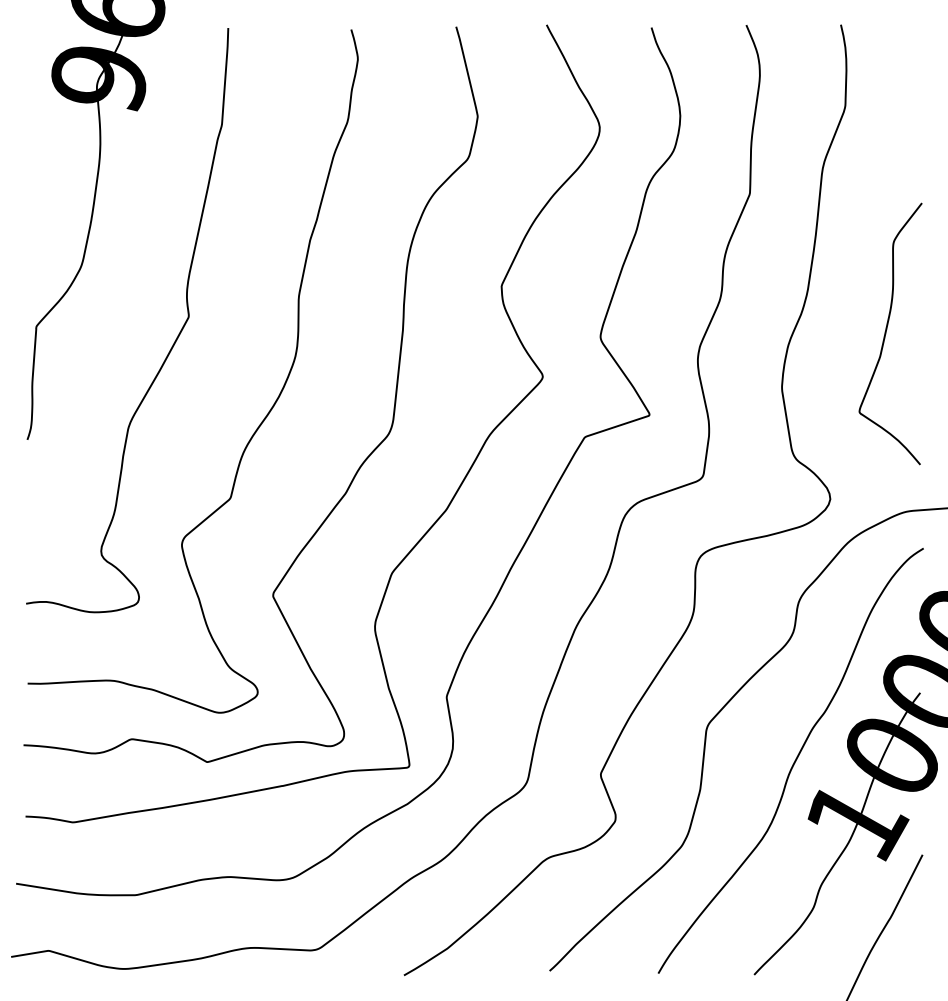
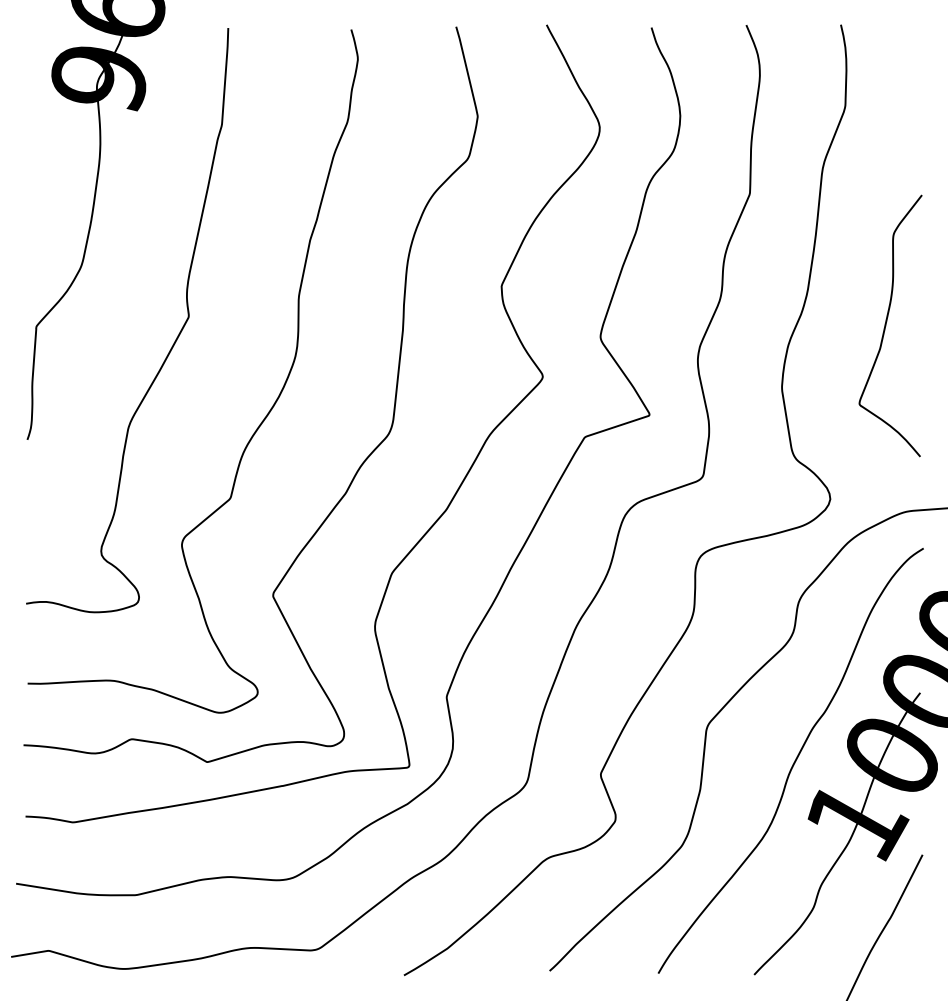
curve position: (886, 333) -> (886, 325) (886, 325)
